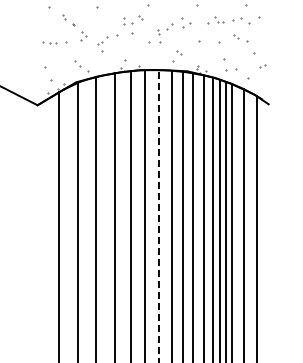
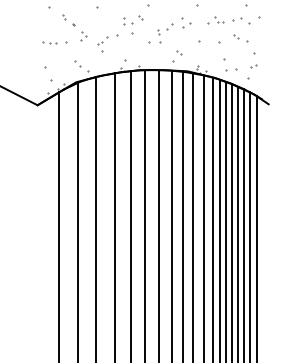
part position: (262, 66) -> (253, 66) (253, 66)
line: dashed -> solid (159, 216)
line: none -> present (238, 222)
line: none -> present (250, 225)
